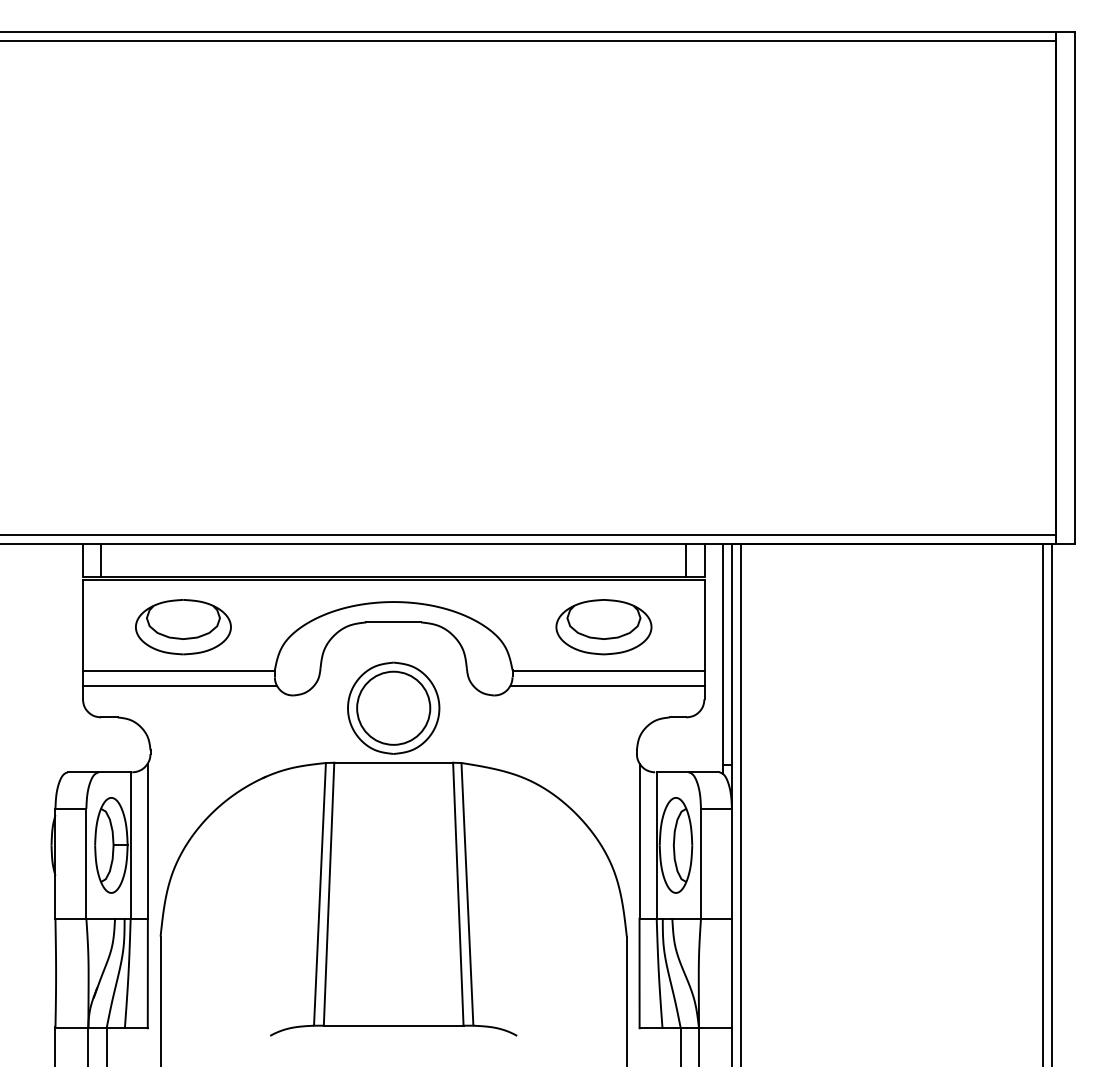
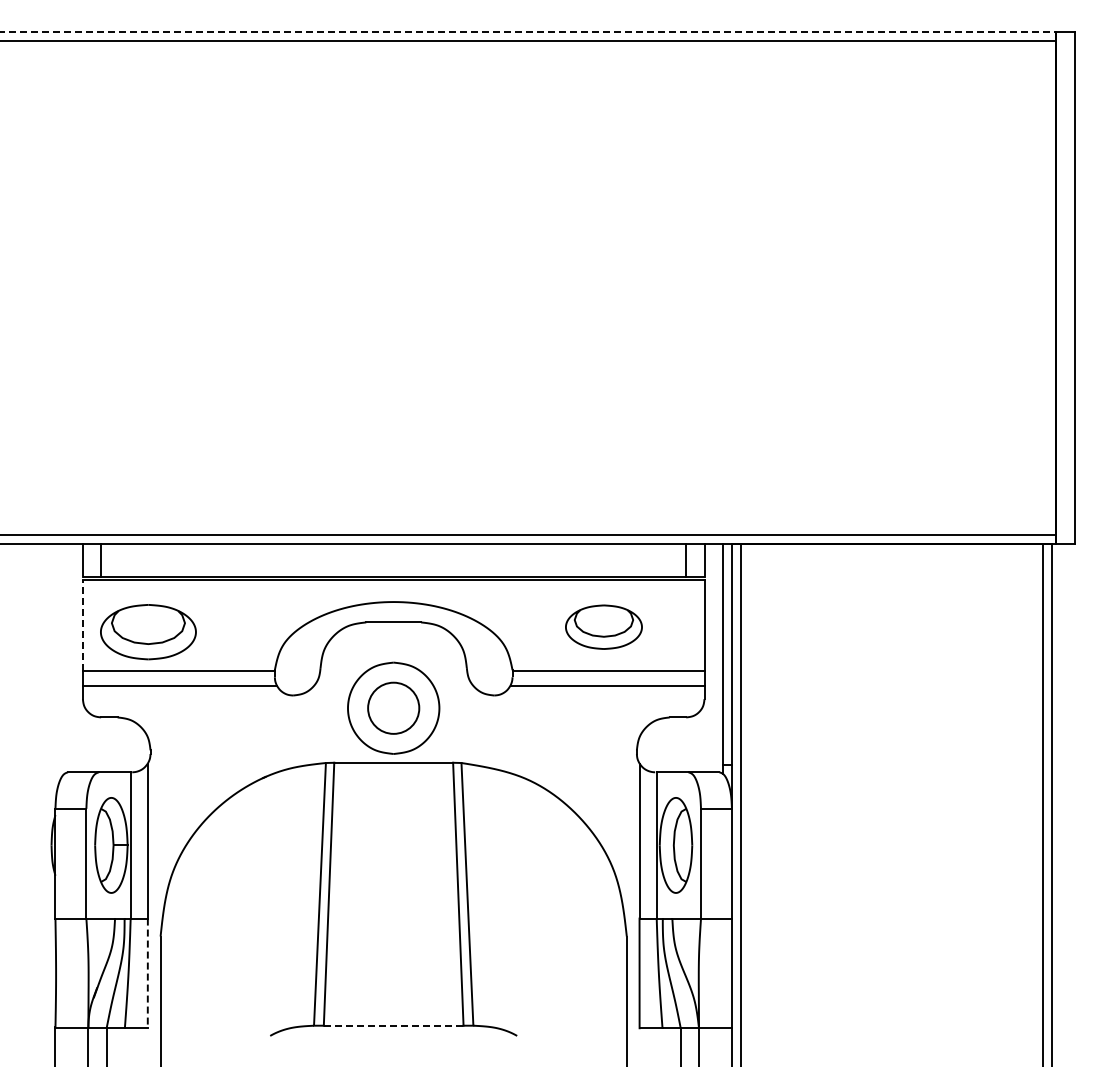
line: solid -> dashed (528, 31)
line: solid -> dashed (82, 624)
part position: (183, 627) -> (148, 632) (148, 632)
part size: 98x57 px -> 78x46 px (603, 626)
circle diameter: 73 px -> 51 px (393, 707)
line: solid -> dashed (147, 973)
line: solid -> dashed (393, 1025)
